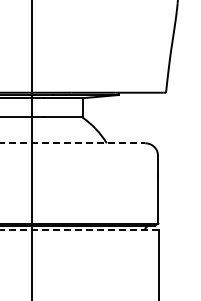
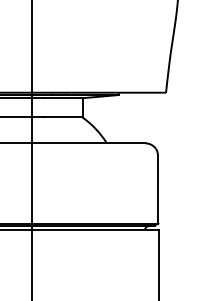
line: dashed -> solid (73, 143)
line: dashed -> solid (78, 230)
